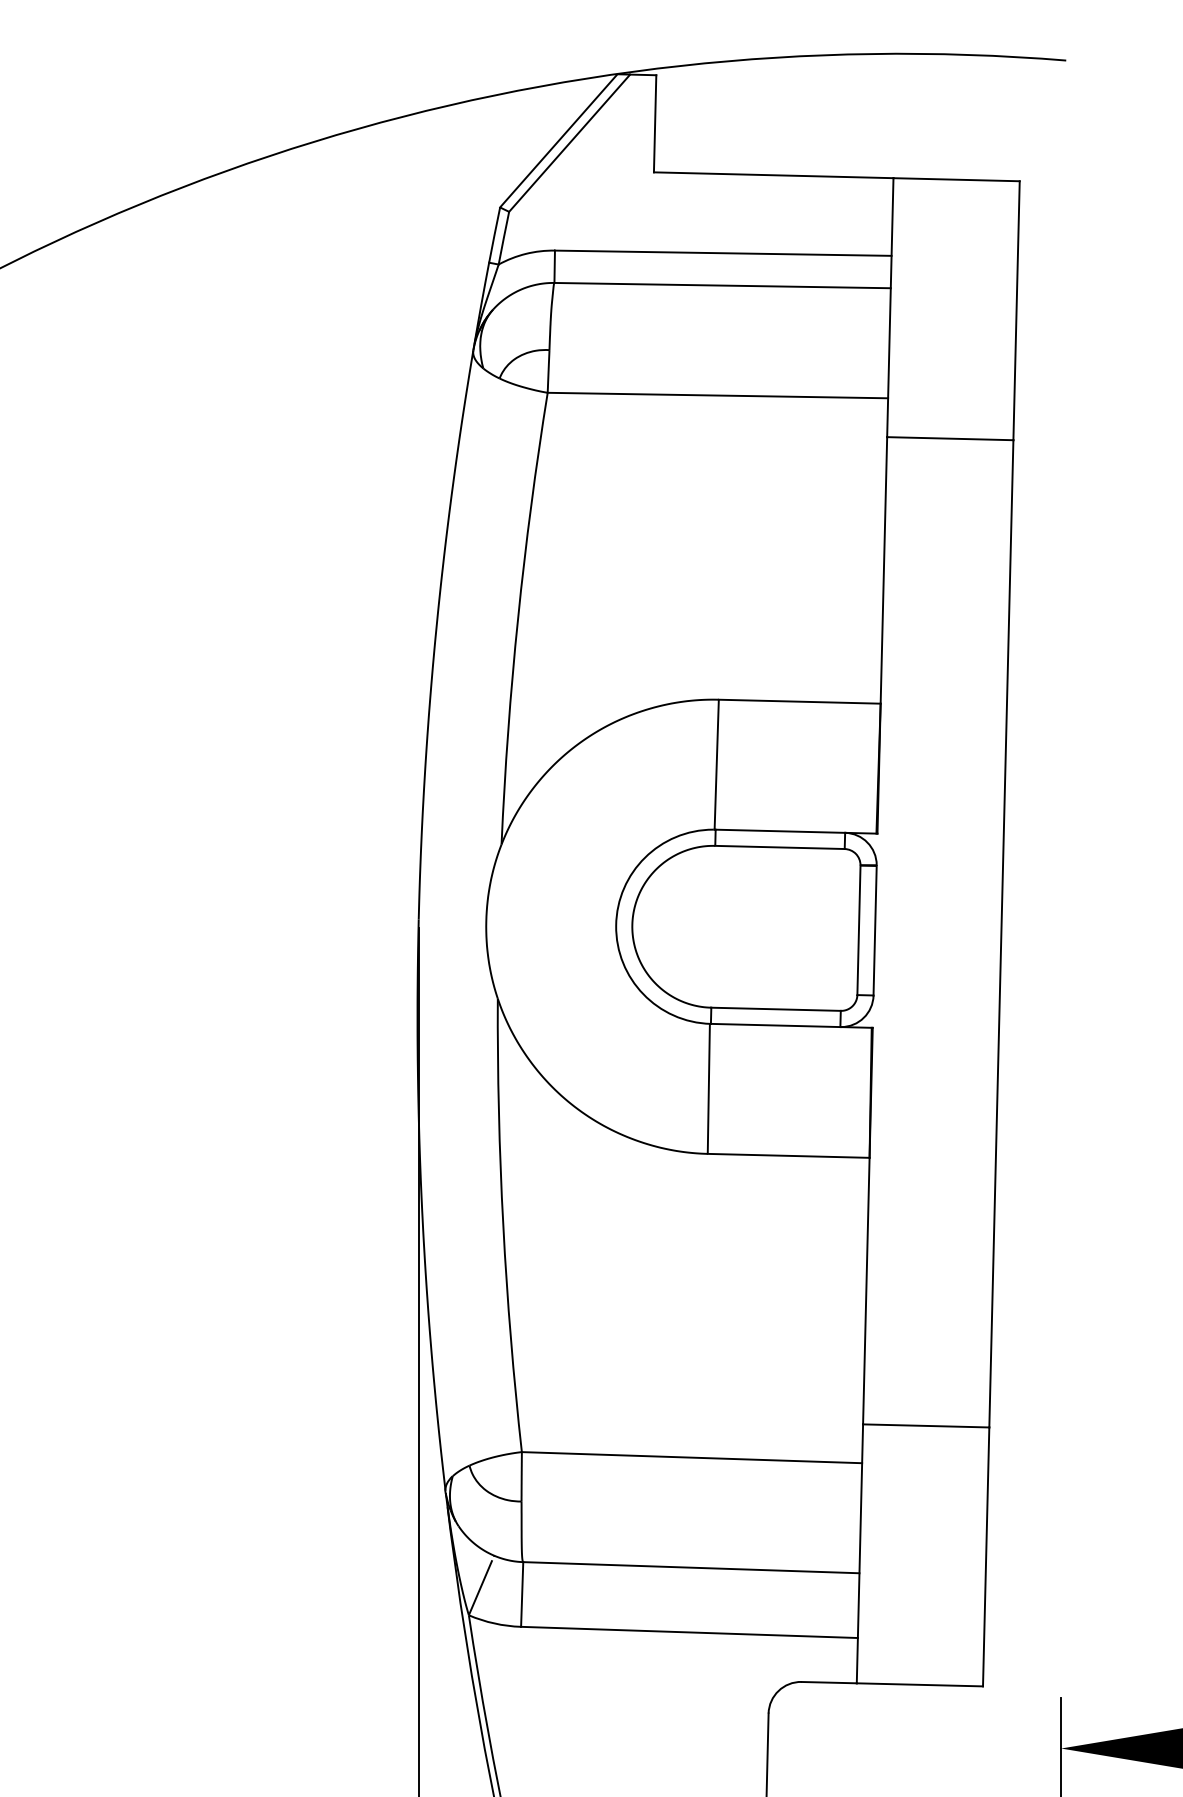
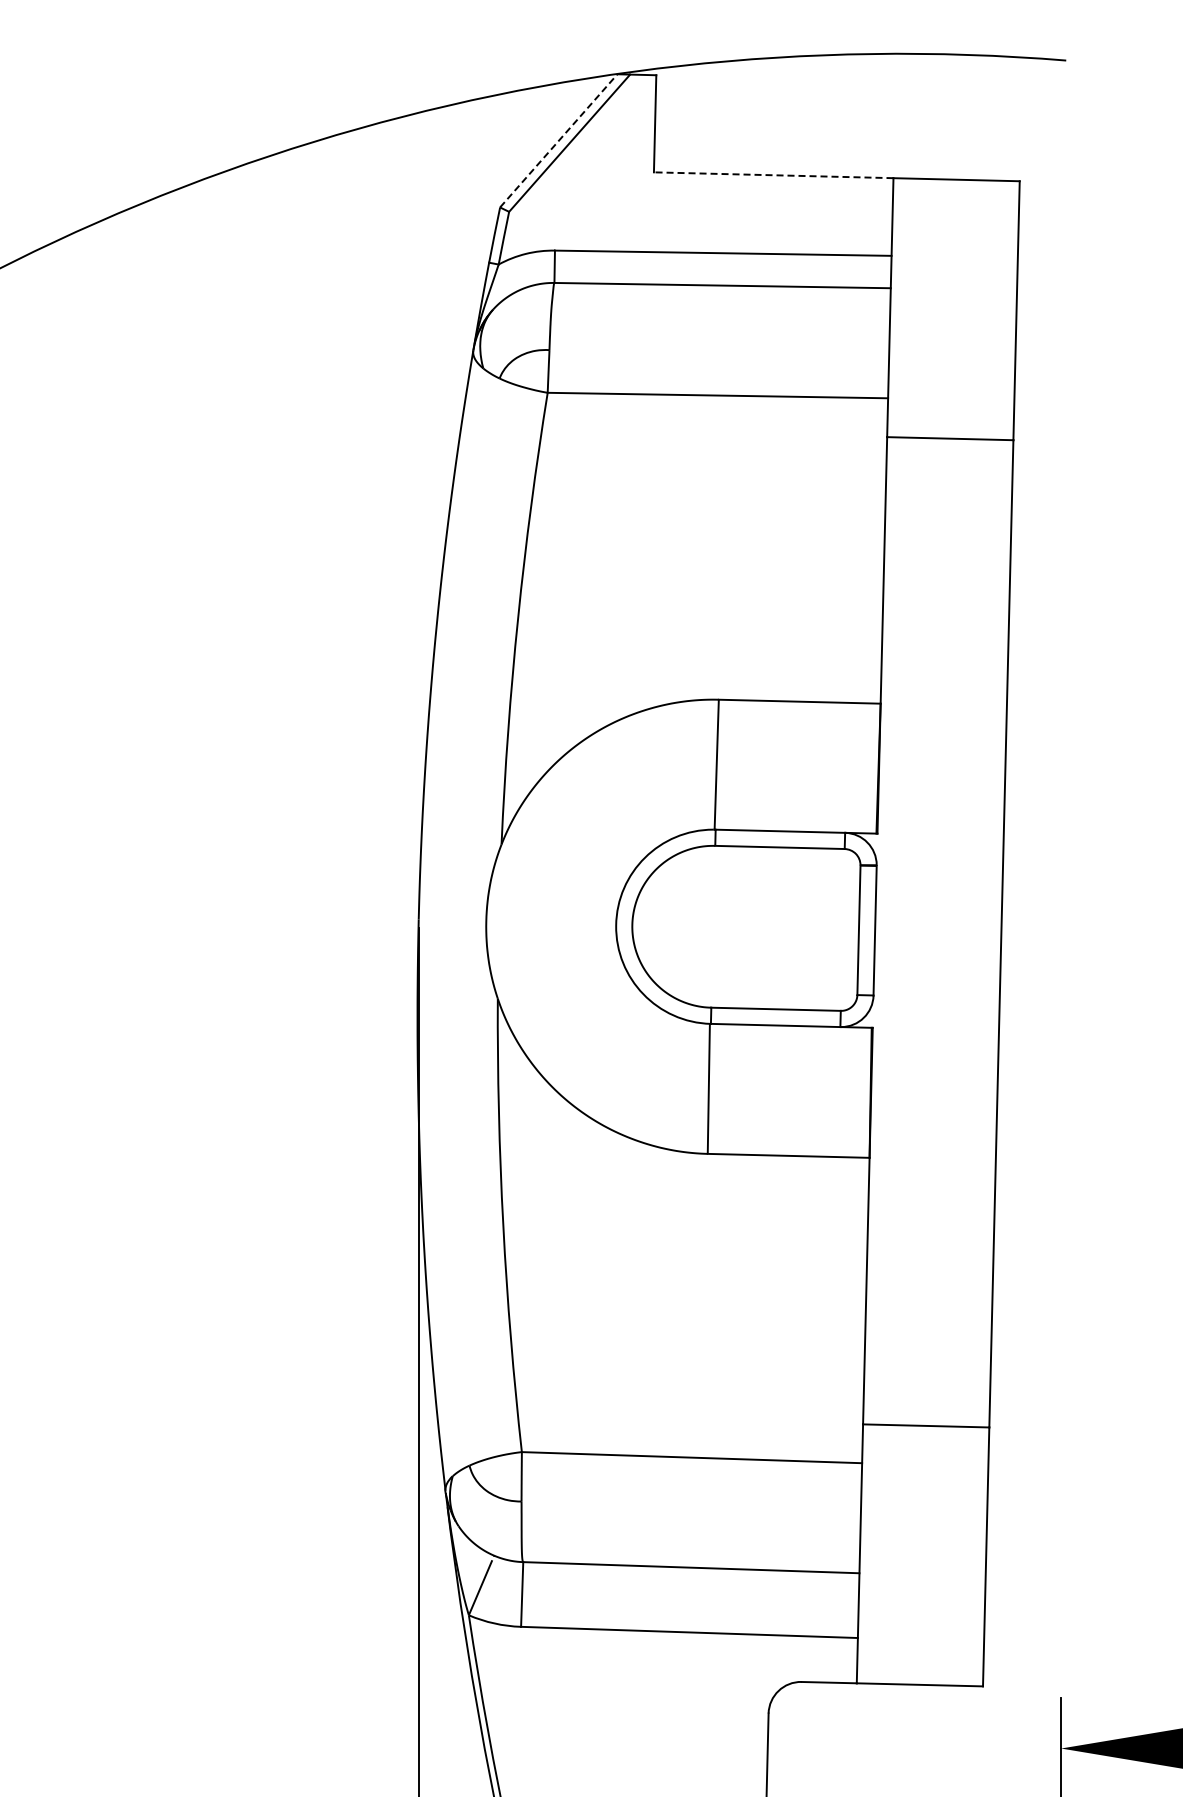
line: solid -> dashed (558, 140)
line: solid -> dashed (773, 175)
